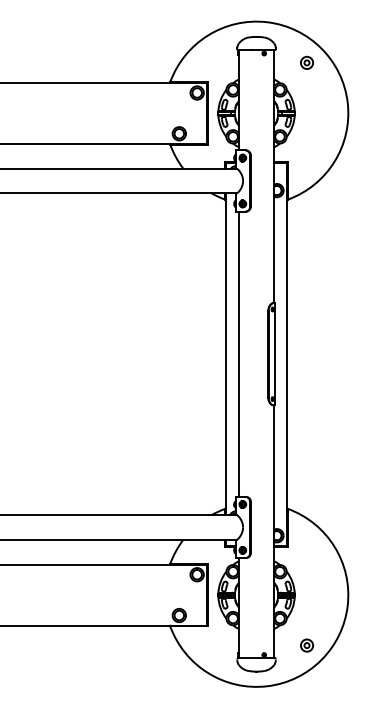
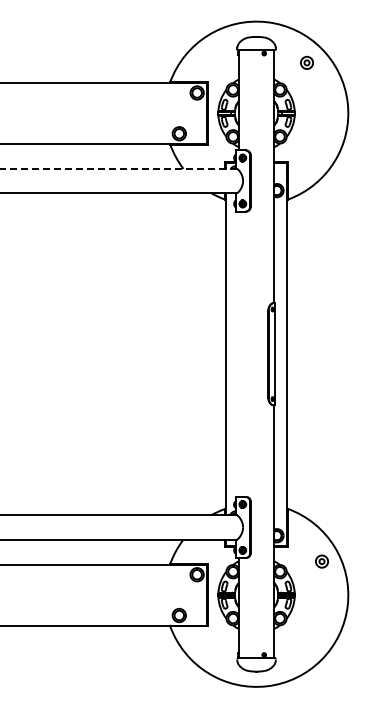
line: solid -> dashed (117, 168)
line: present -> none (238, 353)
part position: (306, 645) -> (321, 561) (321, 561)
